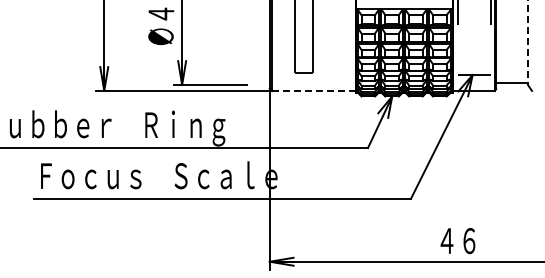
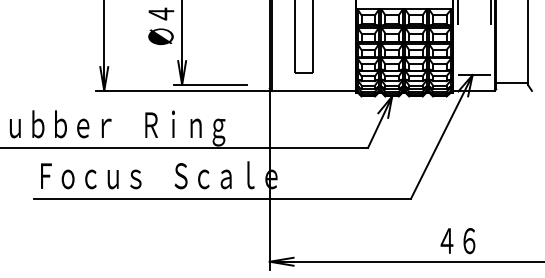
line: dashed -> solid (527, 43)
line: dashed -> solid (314, 90)
